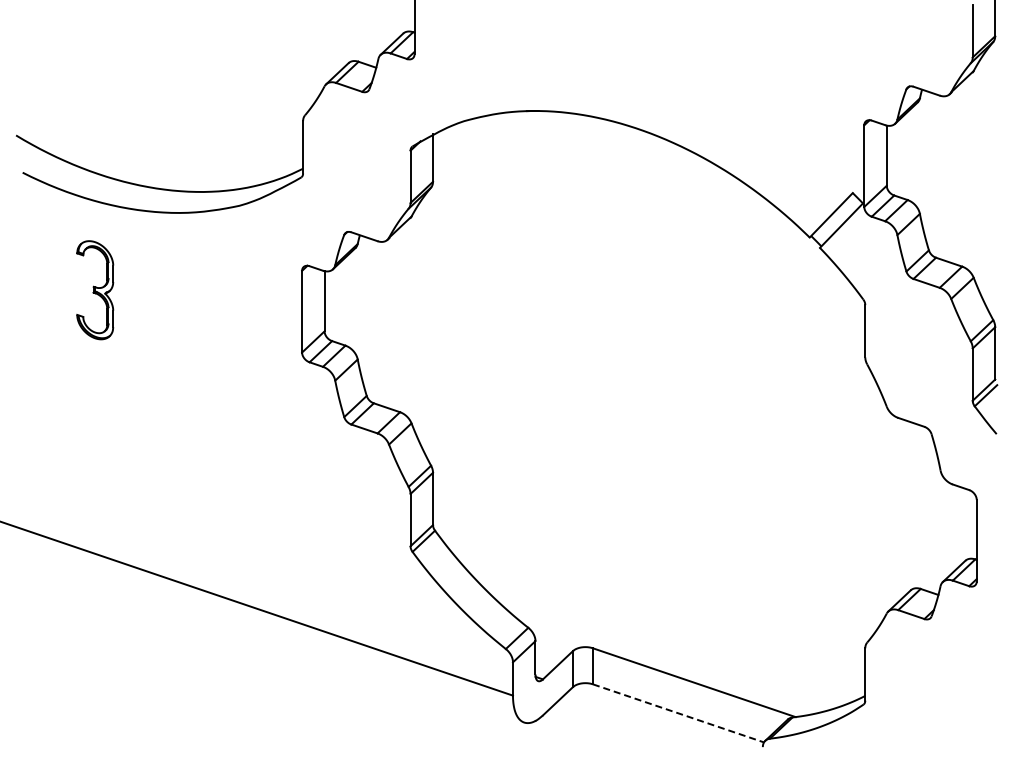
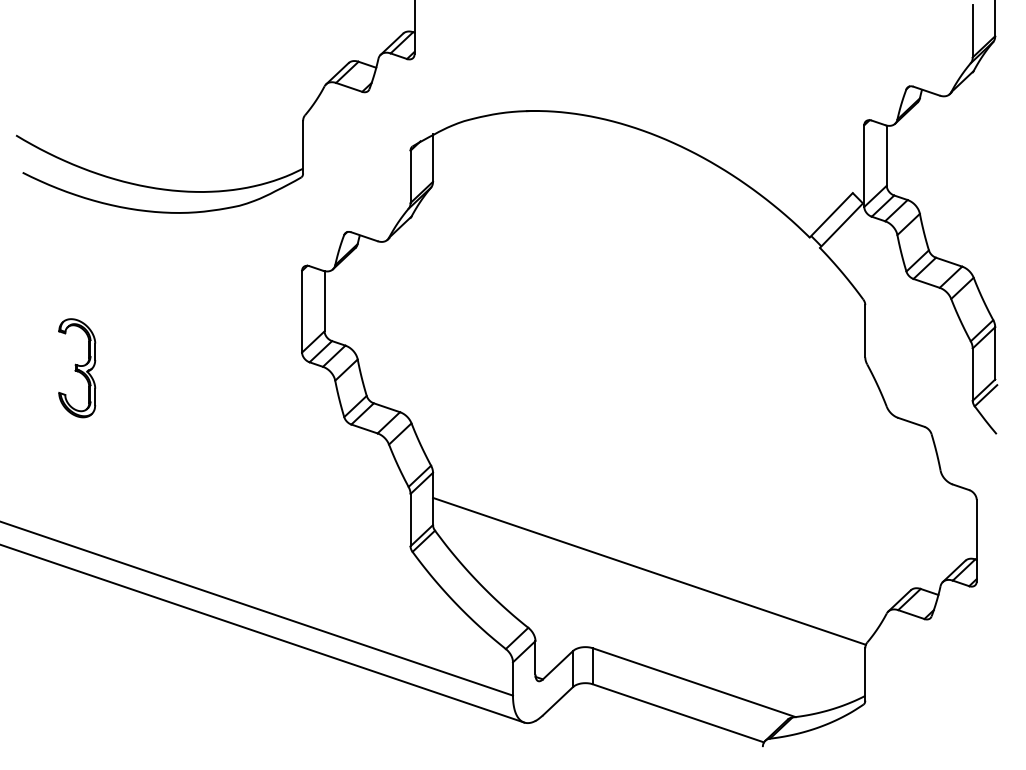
part position: (95, 290) -> (77, 368) (77, 368)
line: none -> present (649, 570)
line: none -> present (263, 633)
line: dashed -> solid (678, 713)
